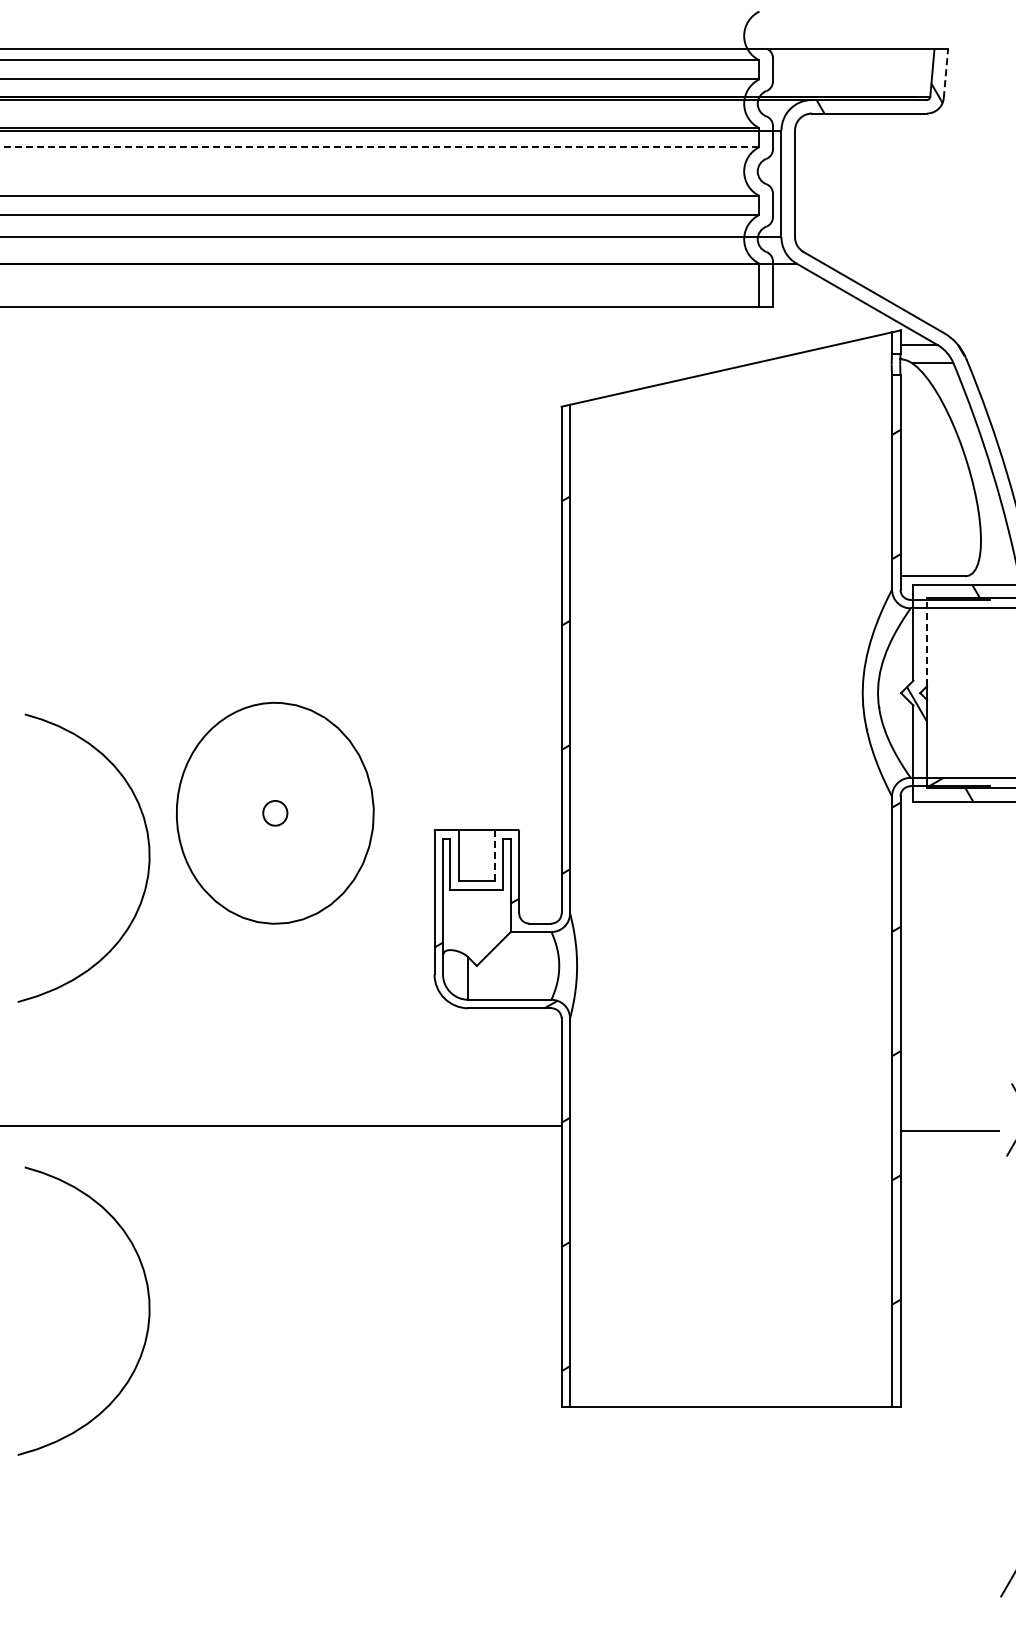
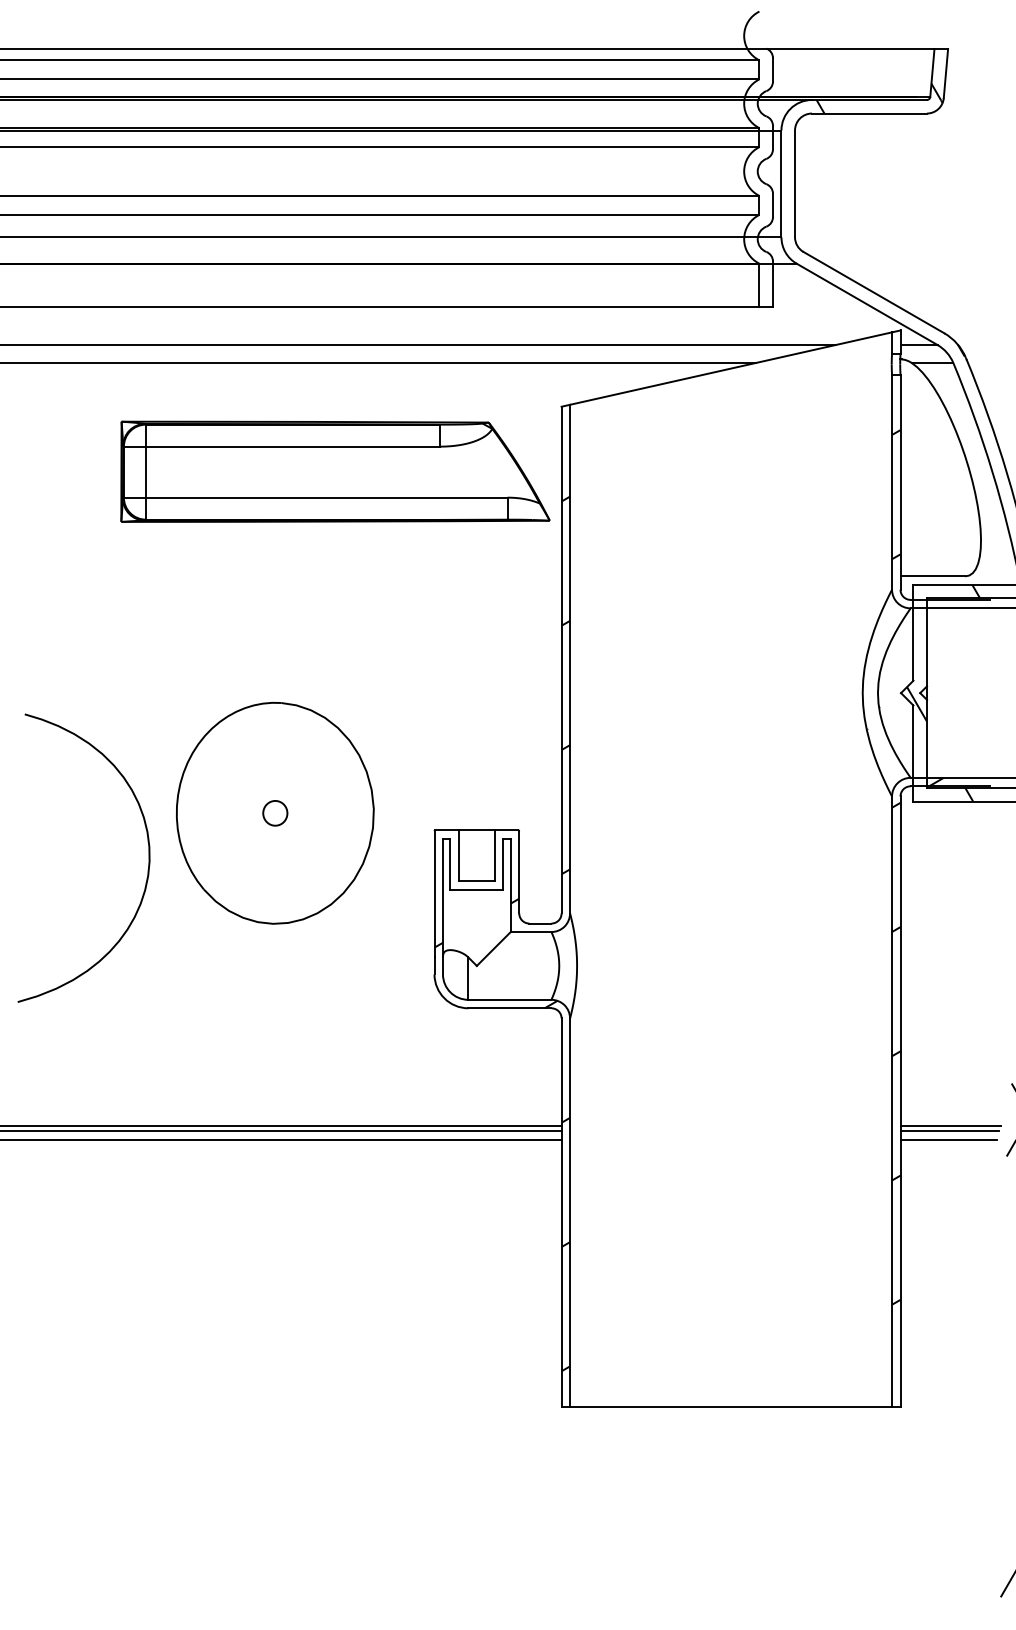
line: dashed -> solid (945, 73)
line: dashed -> solid (379, 147)
line: none -> present (418, 345)
line: none -> present (378, 362)
part: none -> present (335, 471)
line: dashed -> solid (927, 641)
line: dashed -> solid (494, 856)
line: none -> present (950, 1126)
line: none -> present (281, 1131)
line: none -> present (281, 1139)
line: none -> present (948, 1139)
curve: present -> none (148, 1310)
